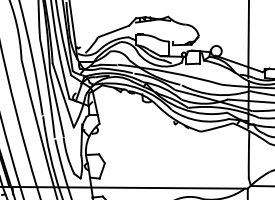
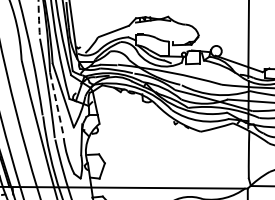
arc: solid -> dashed (39, 19)
line: solid -> dashed (56, 104)
